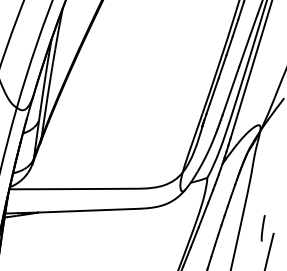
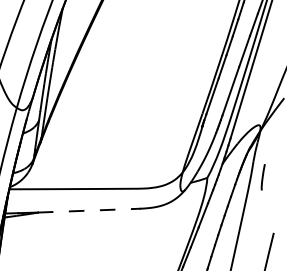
line: solid -> dashed (86, 210)
line position: (262, 228) -> (262, 177) (262, 177)
